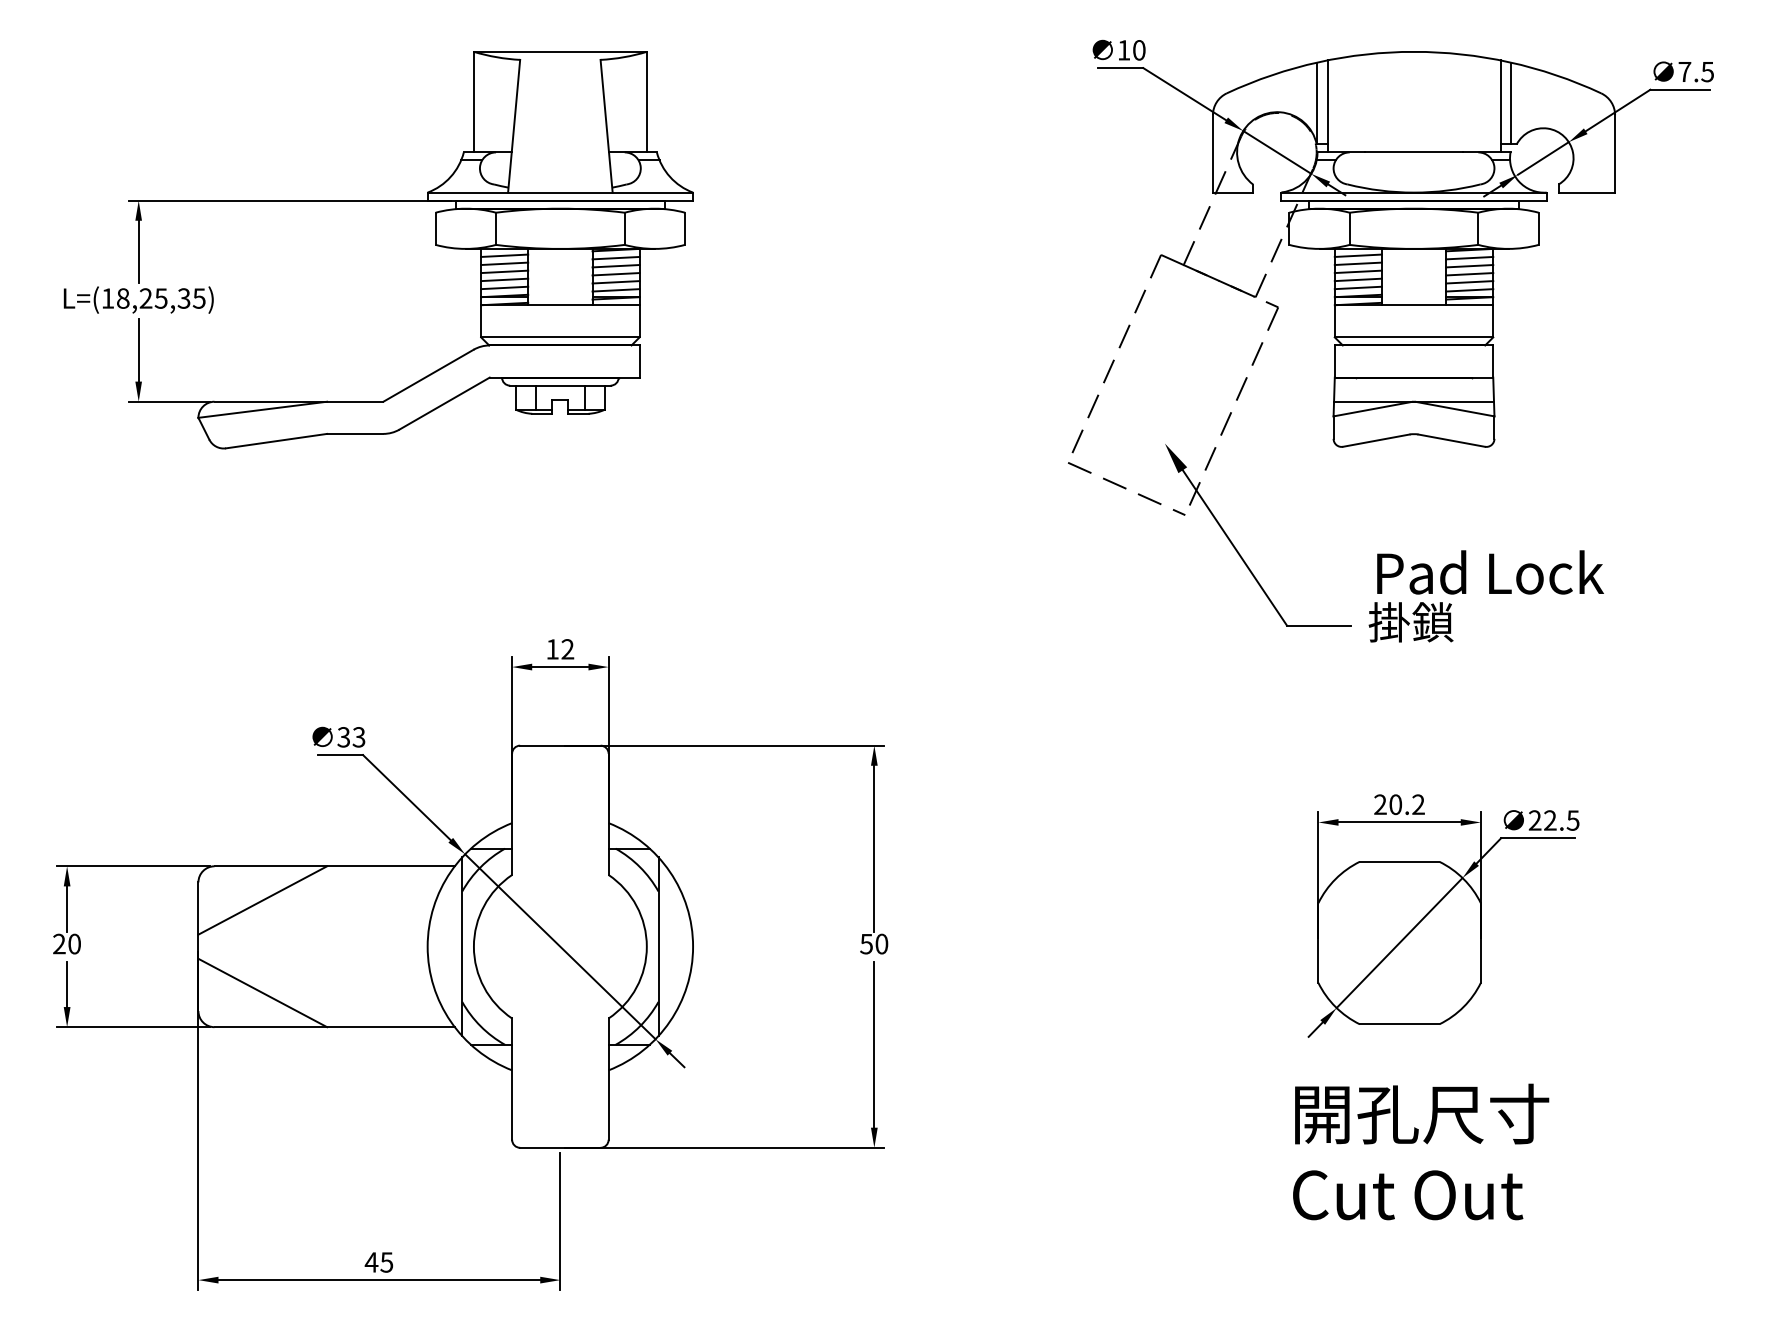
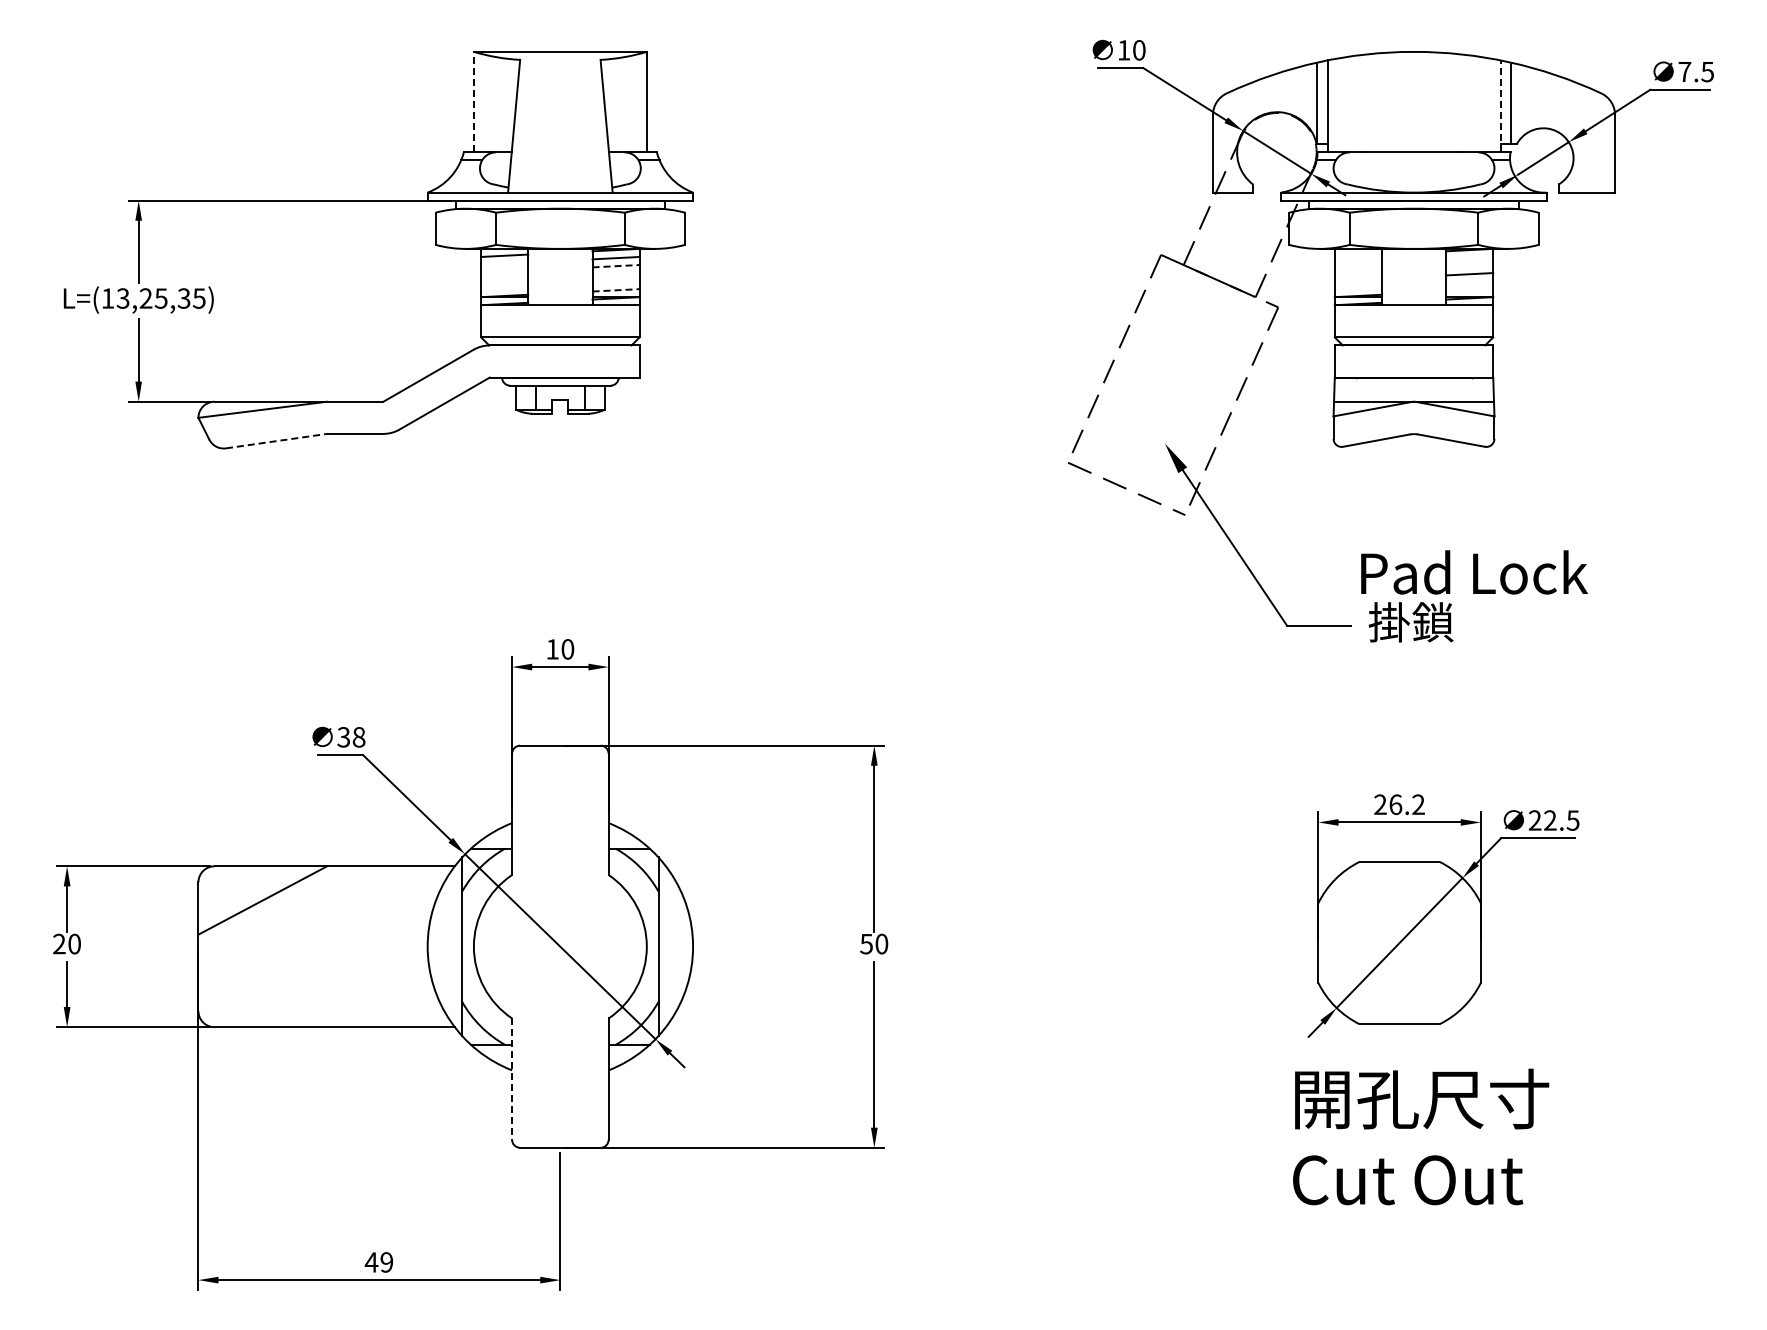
line: solid -> dashed (473, 101)
line: solid -> dashed (1500, 105)
line: present -> none (1357, 255)
line: present -> none (1469, 257)
line: present -> none (504, 263)
line: present -> none (1357, 263)
line: solid -> dashed (616, 266)
line: present -> none (1469, 266)
line: present -> none (504, 271)
line: present -> none (1357, 271)
line: present -> none (615, 274)
line: present -> none (504, 279)
line: present -> none (1357, 279)
line: present -> none (615, 282)
line: present -> none (1469, 282)
line: present -> none (504, 287)
line: present -> none (1357, 287)
line: solid -> dashed (616, 290)
line: present -> none (1469, 290)
text: L=(18,25,35) -> L=(13,25,35) (122, 298)
line: solid -> dashed (277, 441)
text position: (1490, 572) -> (1474, 572) (1474, 572)
text: 12 -> 10 (567, 649)
text: 33 -> 38 (358, 737)
text: 20.2 -> 26.2 (1395, 804)
line: present -> none (262, 992)
line: solid -> dashed (512, 1079)
text position: (1421, 1151) -> (1421, 1136) (1421, 1136)
text: 45 -> 49 (386, 1262)
